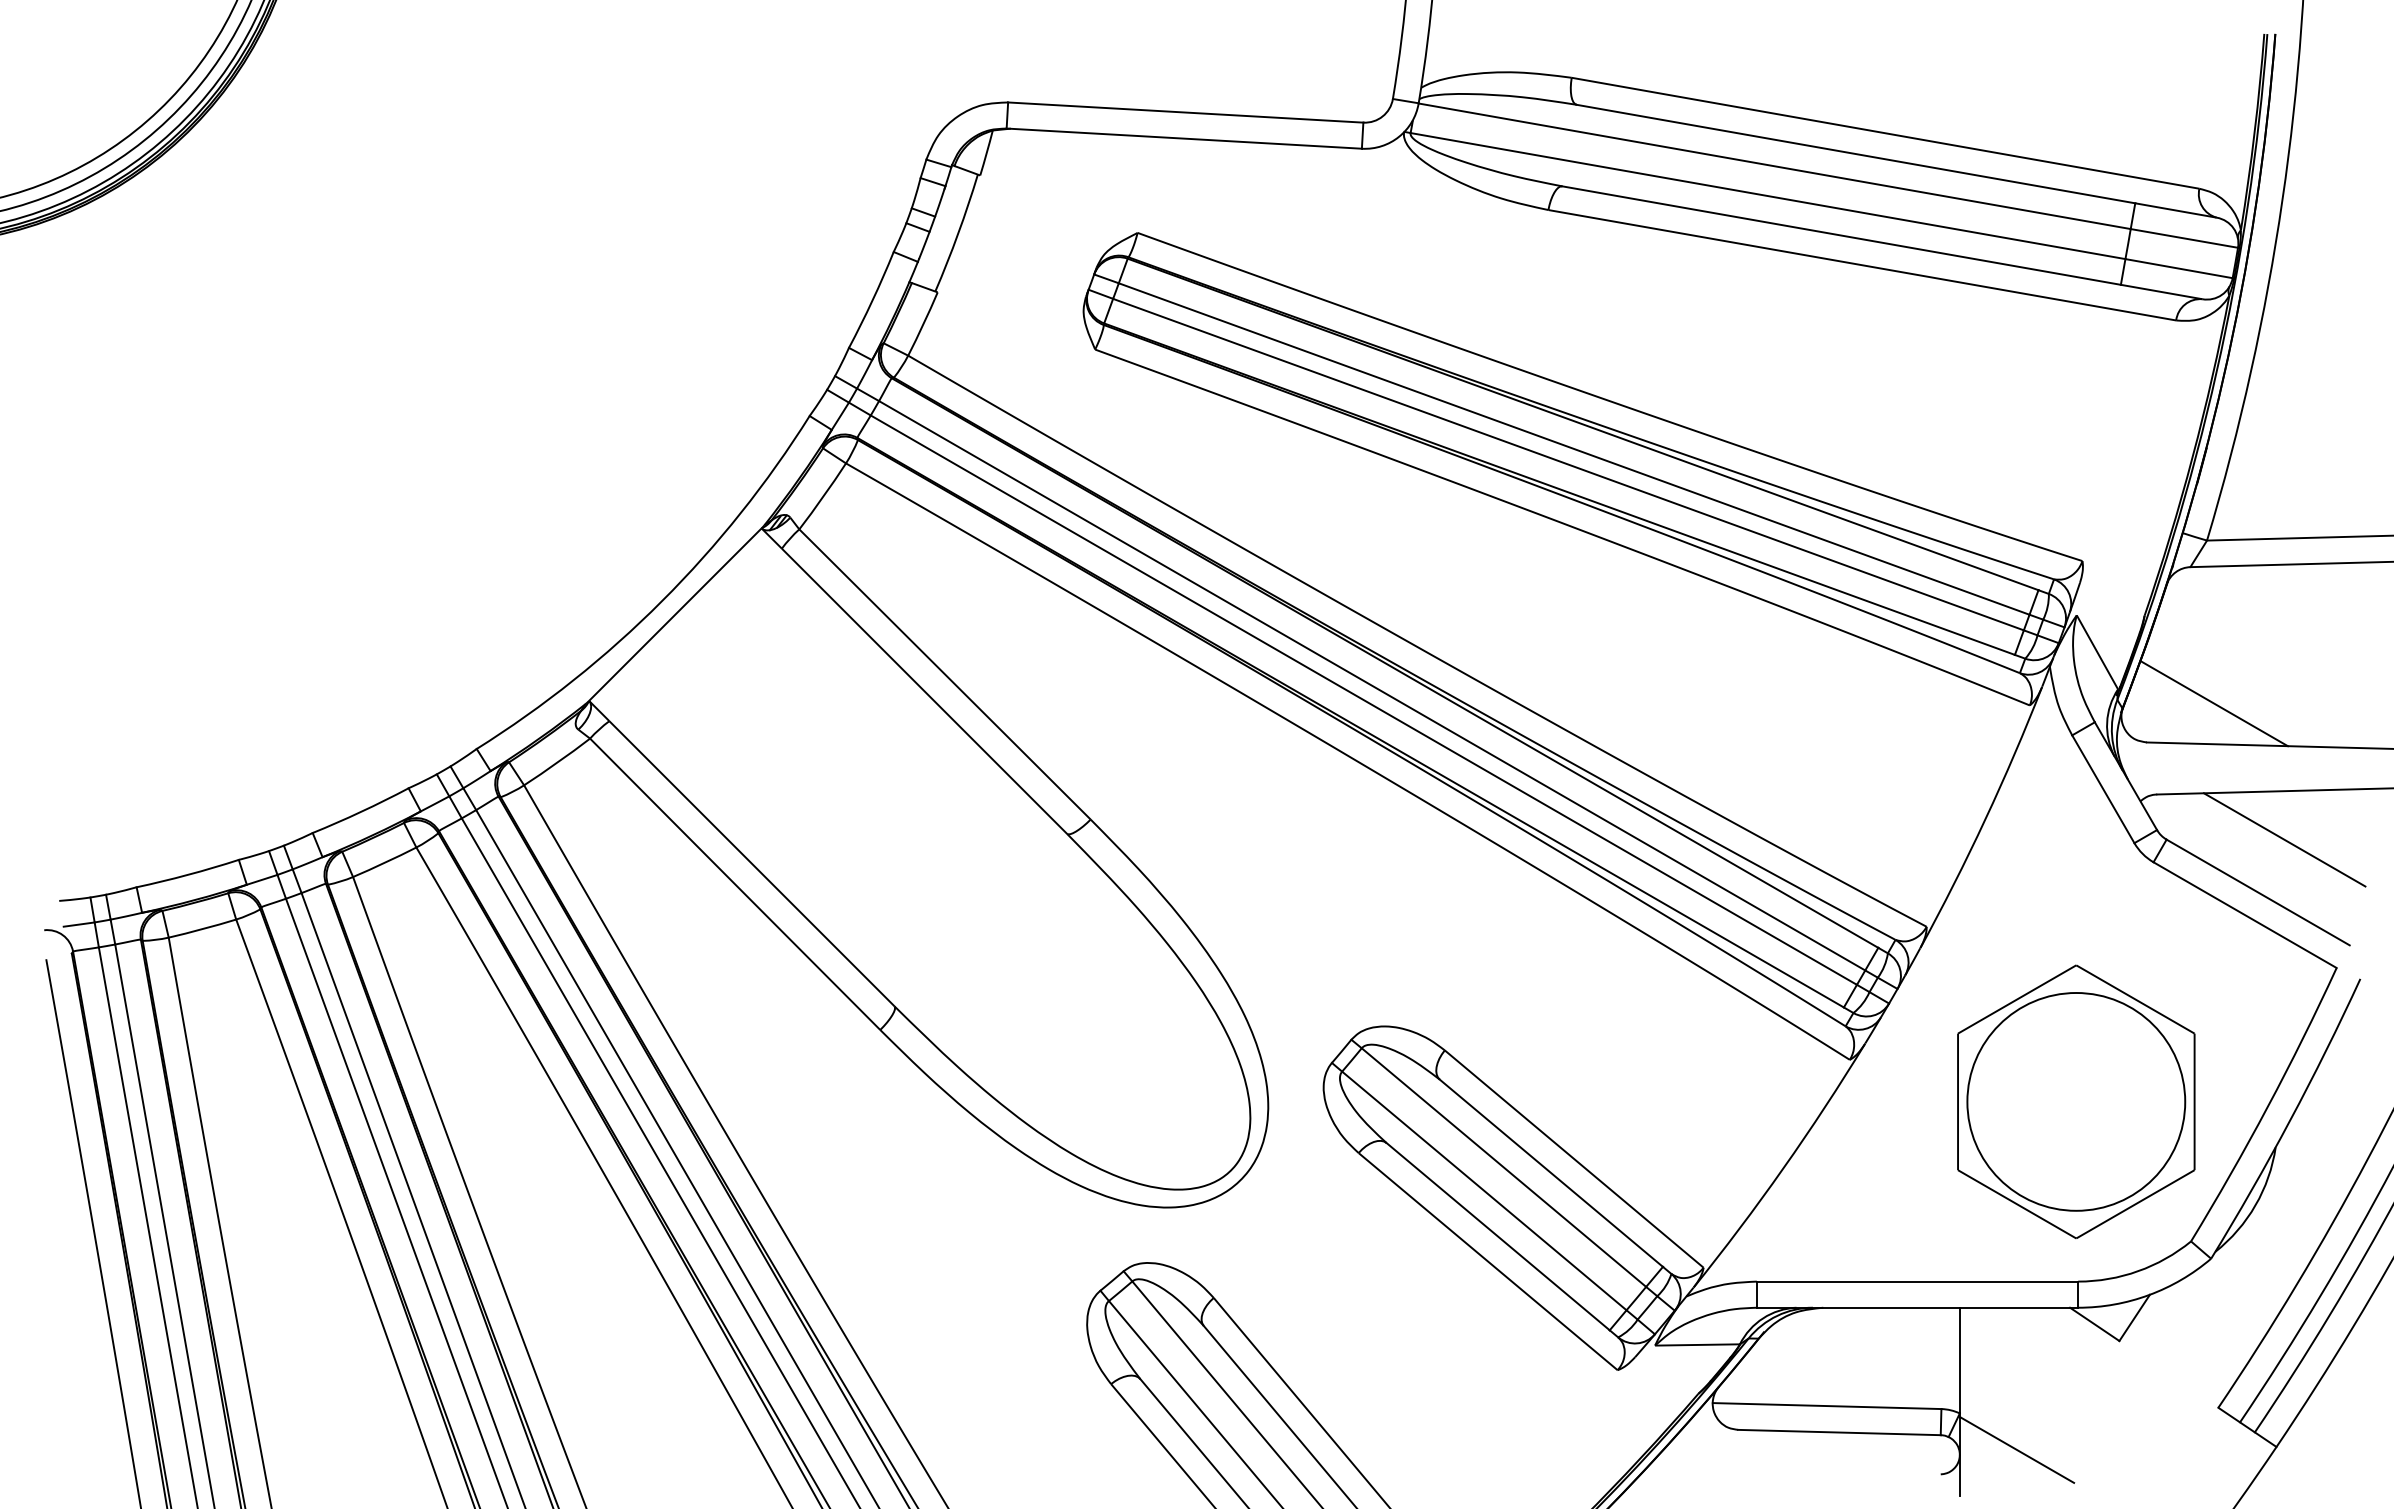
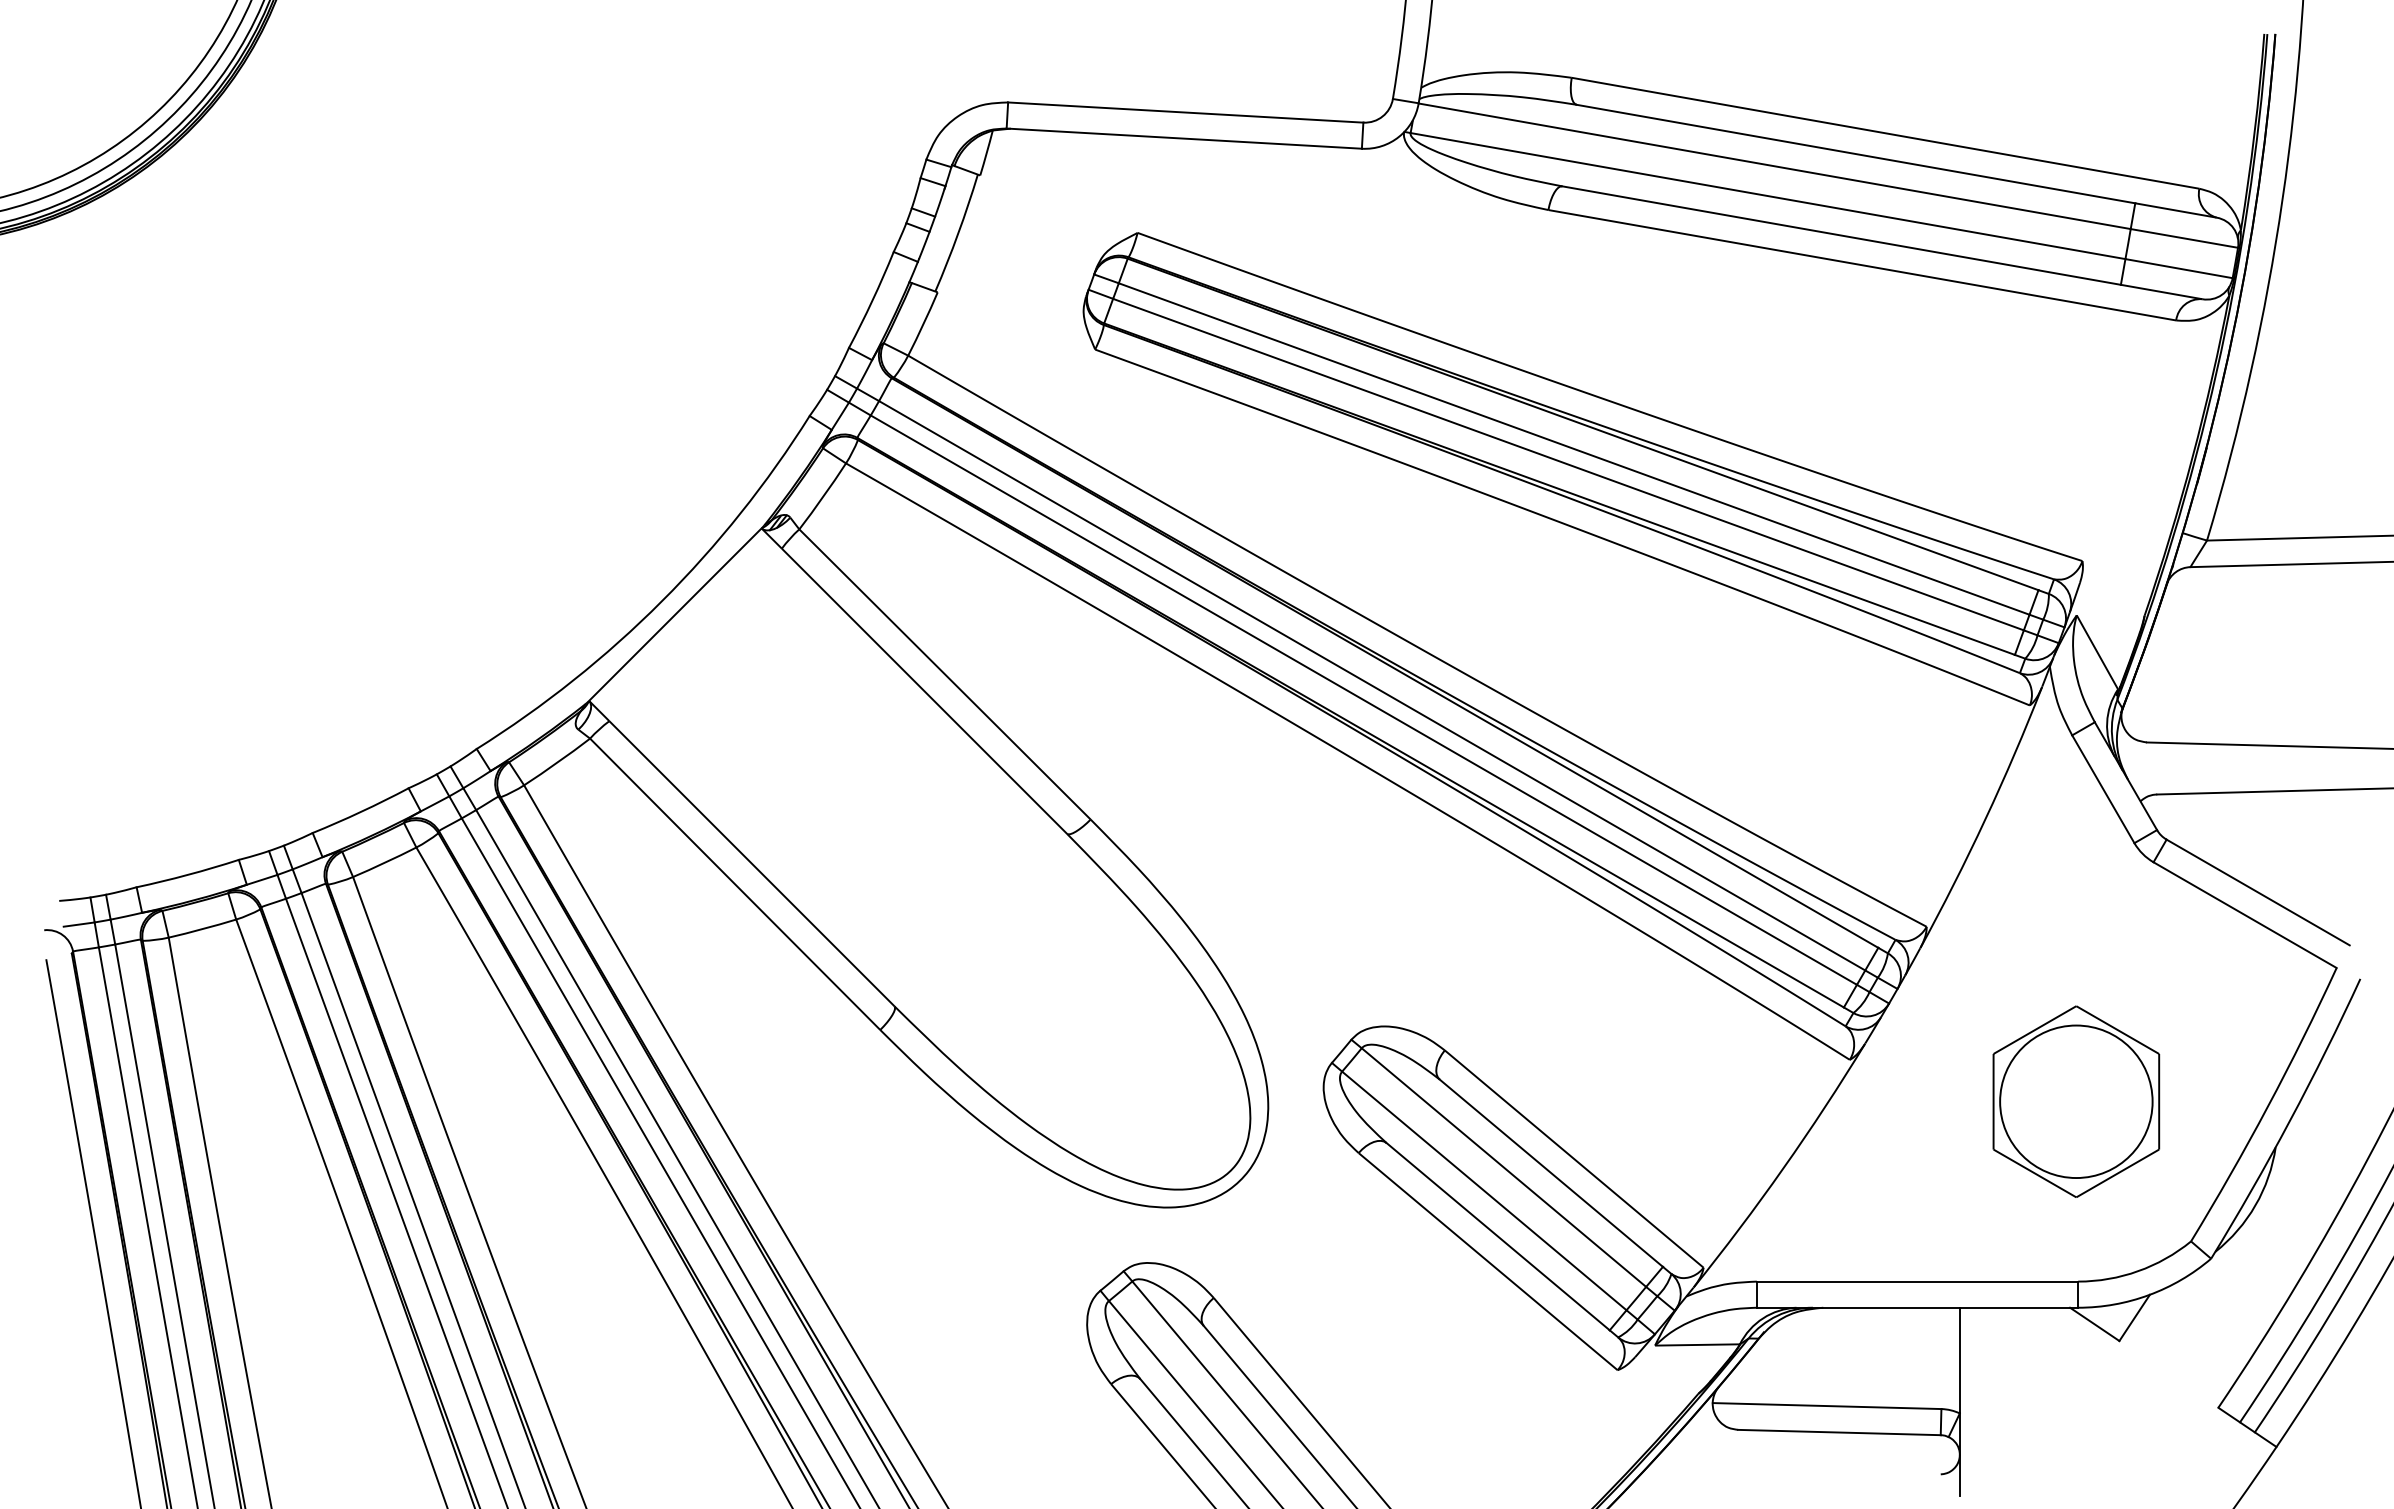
line: present -> none (2213, 703)
line: present -> none (2284, 839)
part size: 239x275 px -> 169x193 px (2076, 1101)
line: present -> none (2016, 1449)
